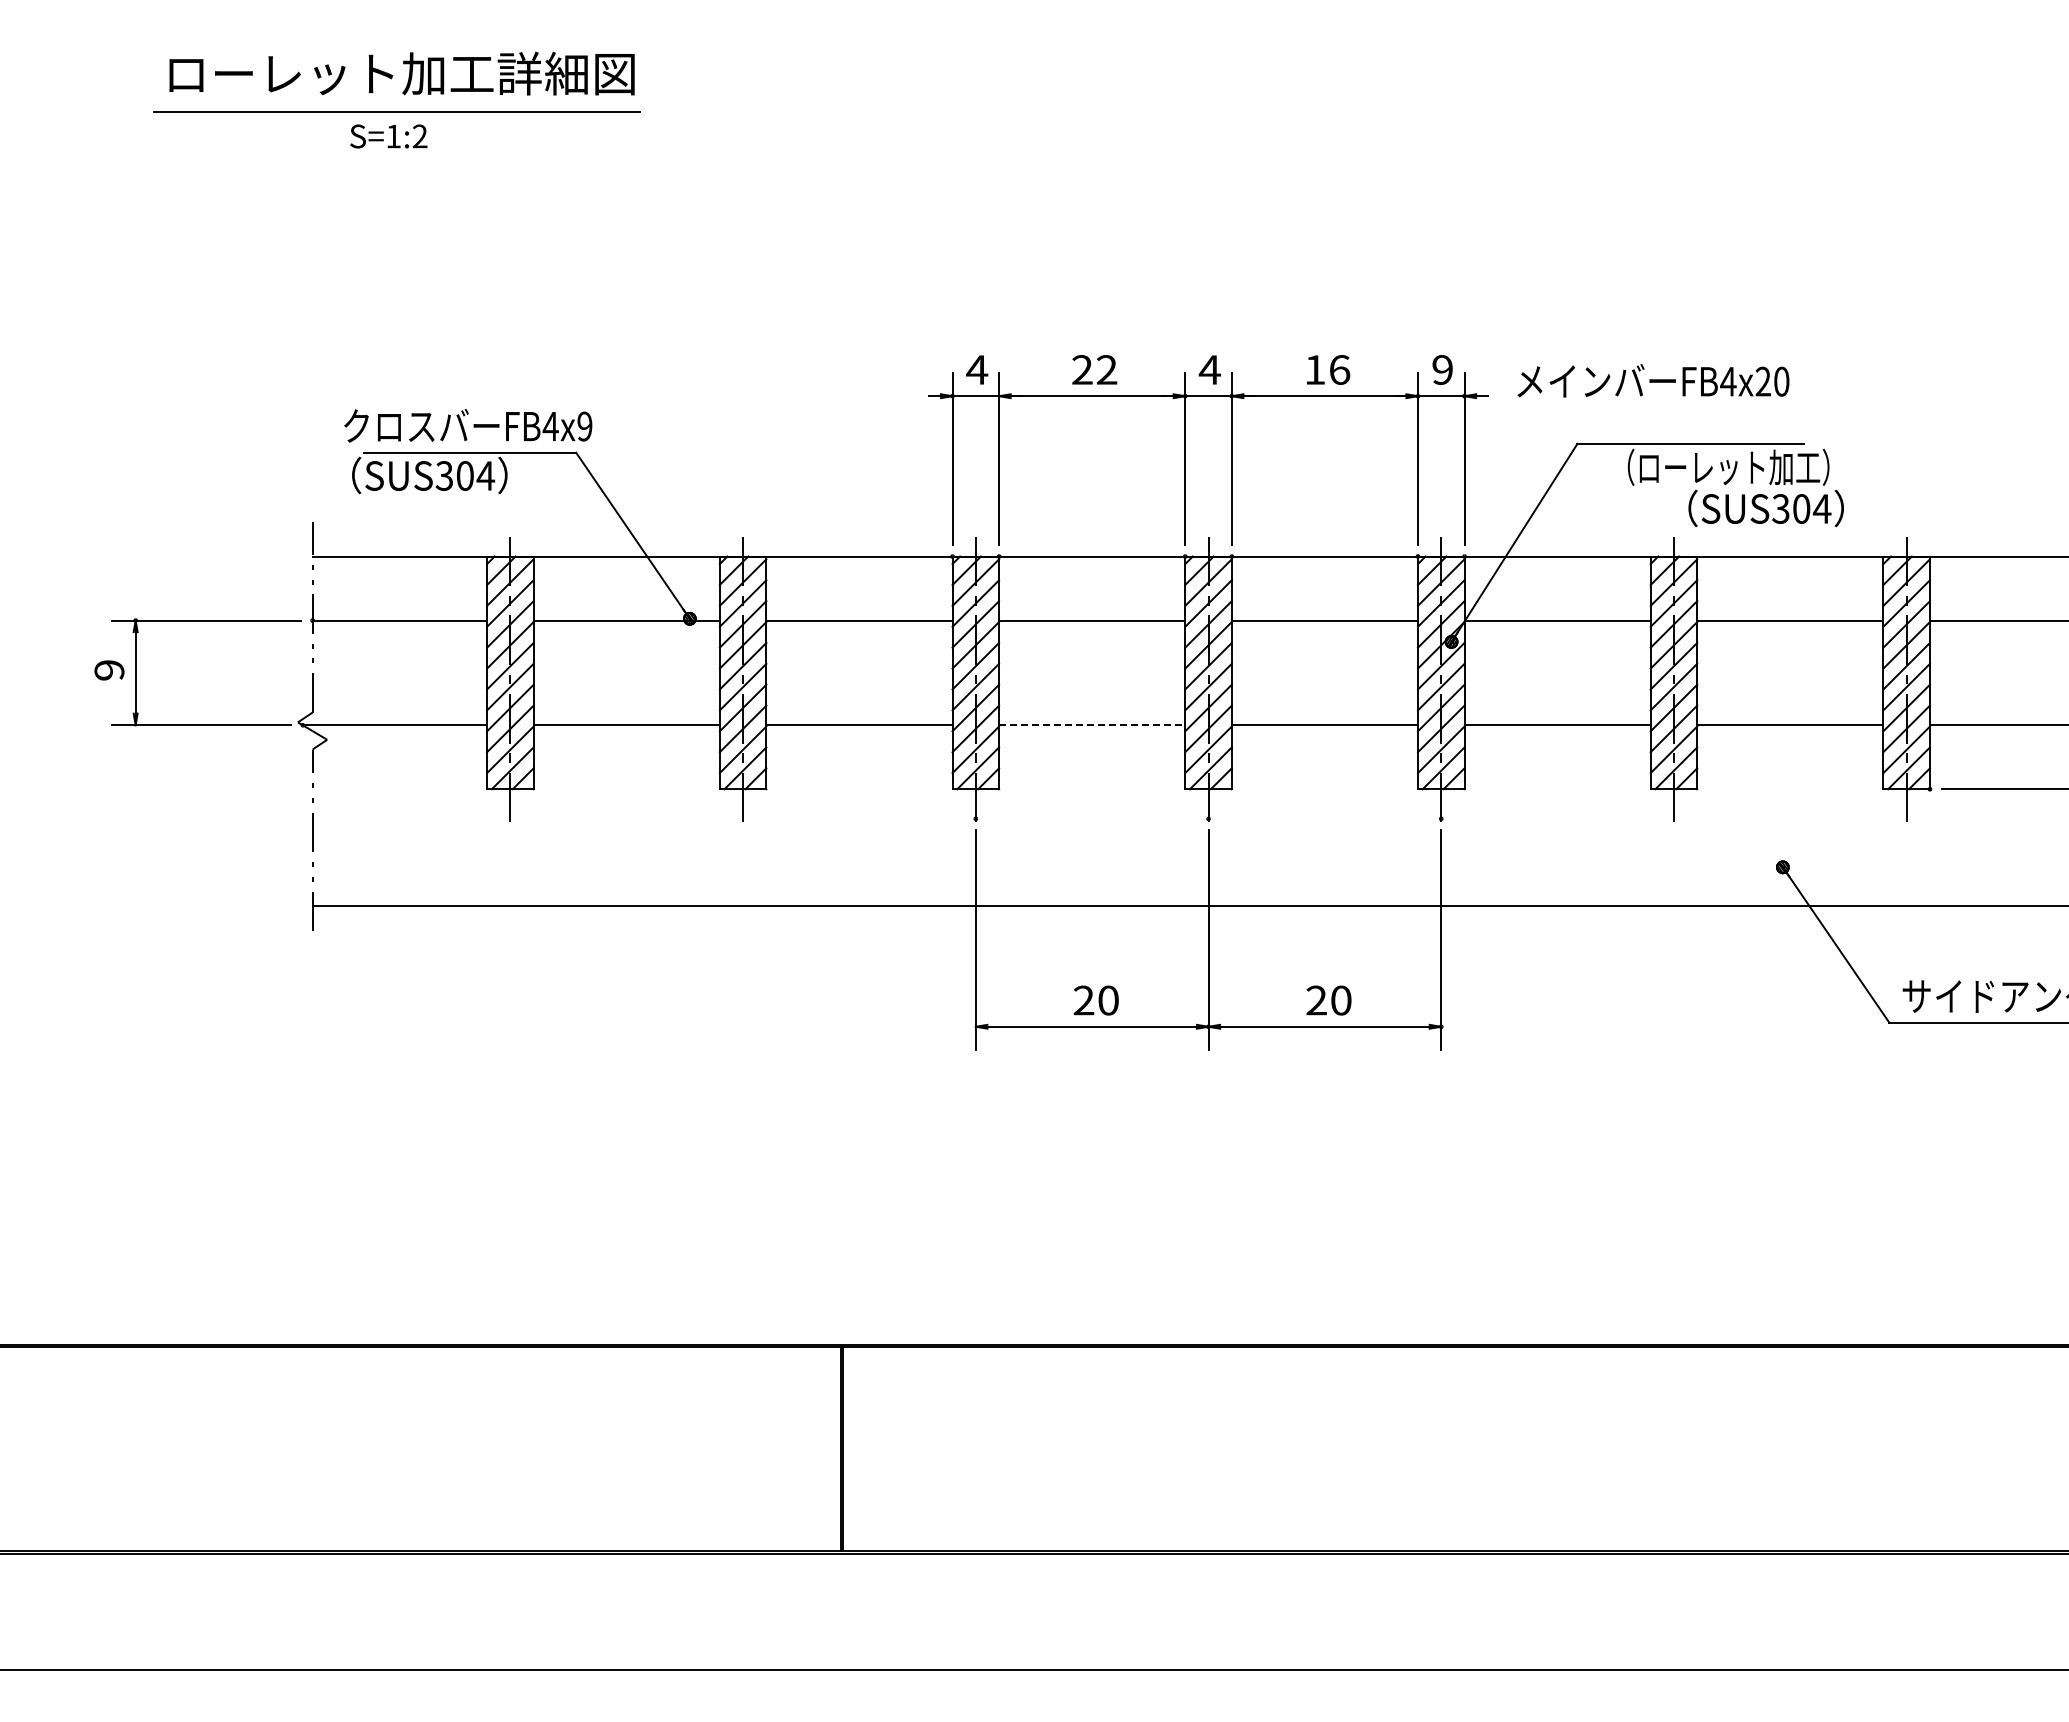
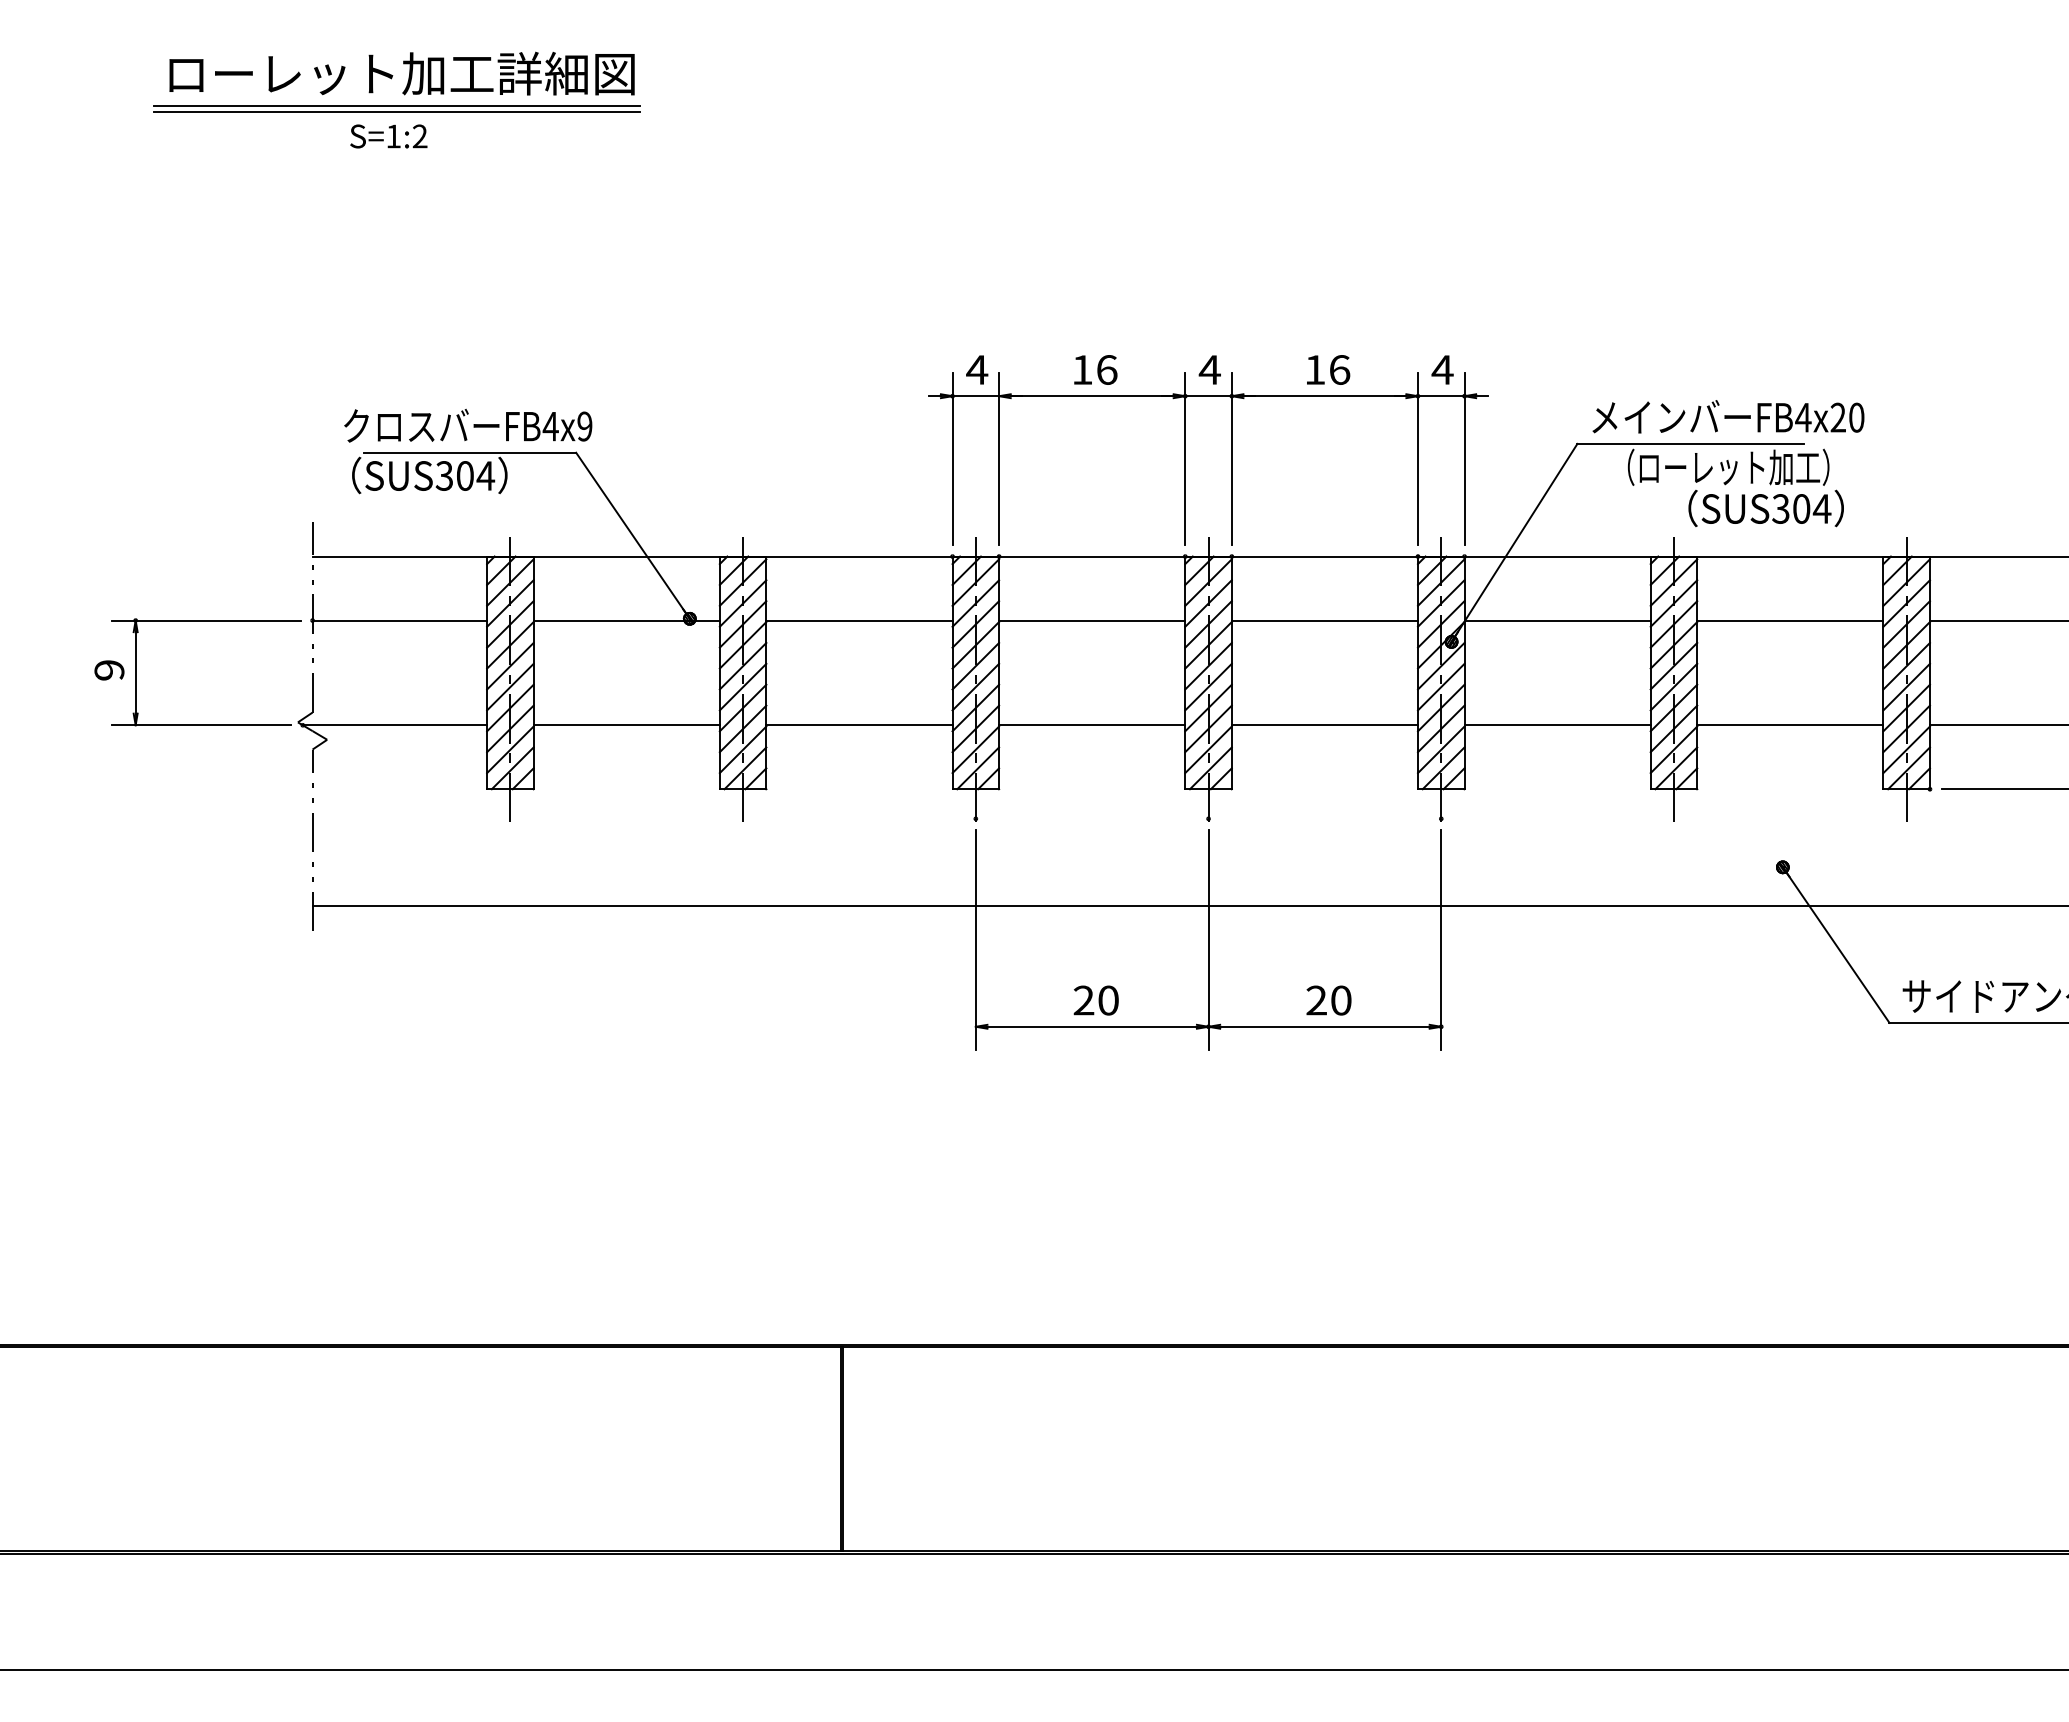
line: none -> present (396, 106)
text: 22 -> 16 (1094, 369)
text: 9 -> 4 (1442, 369)
text position: (1653, 380) -> (1728, 416) (1728, 416)
line: dashed -> solid (1092, 725)
